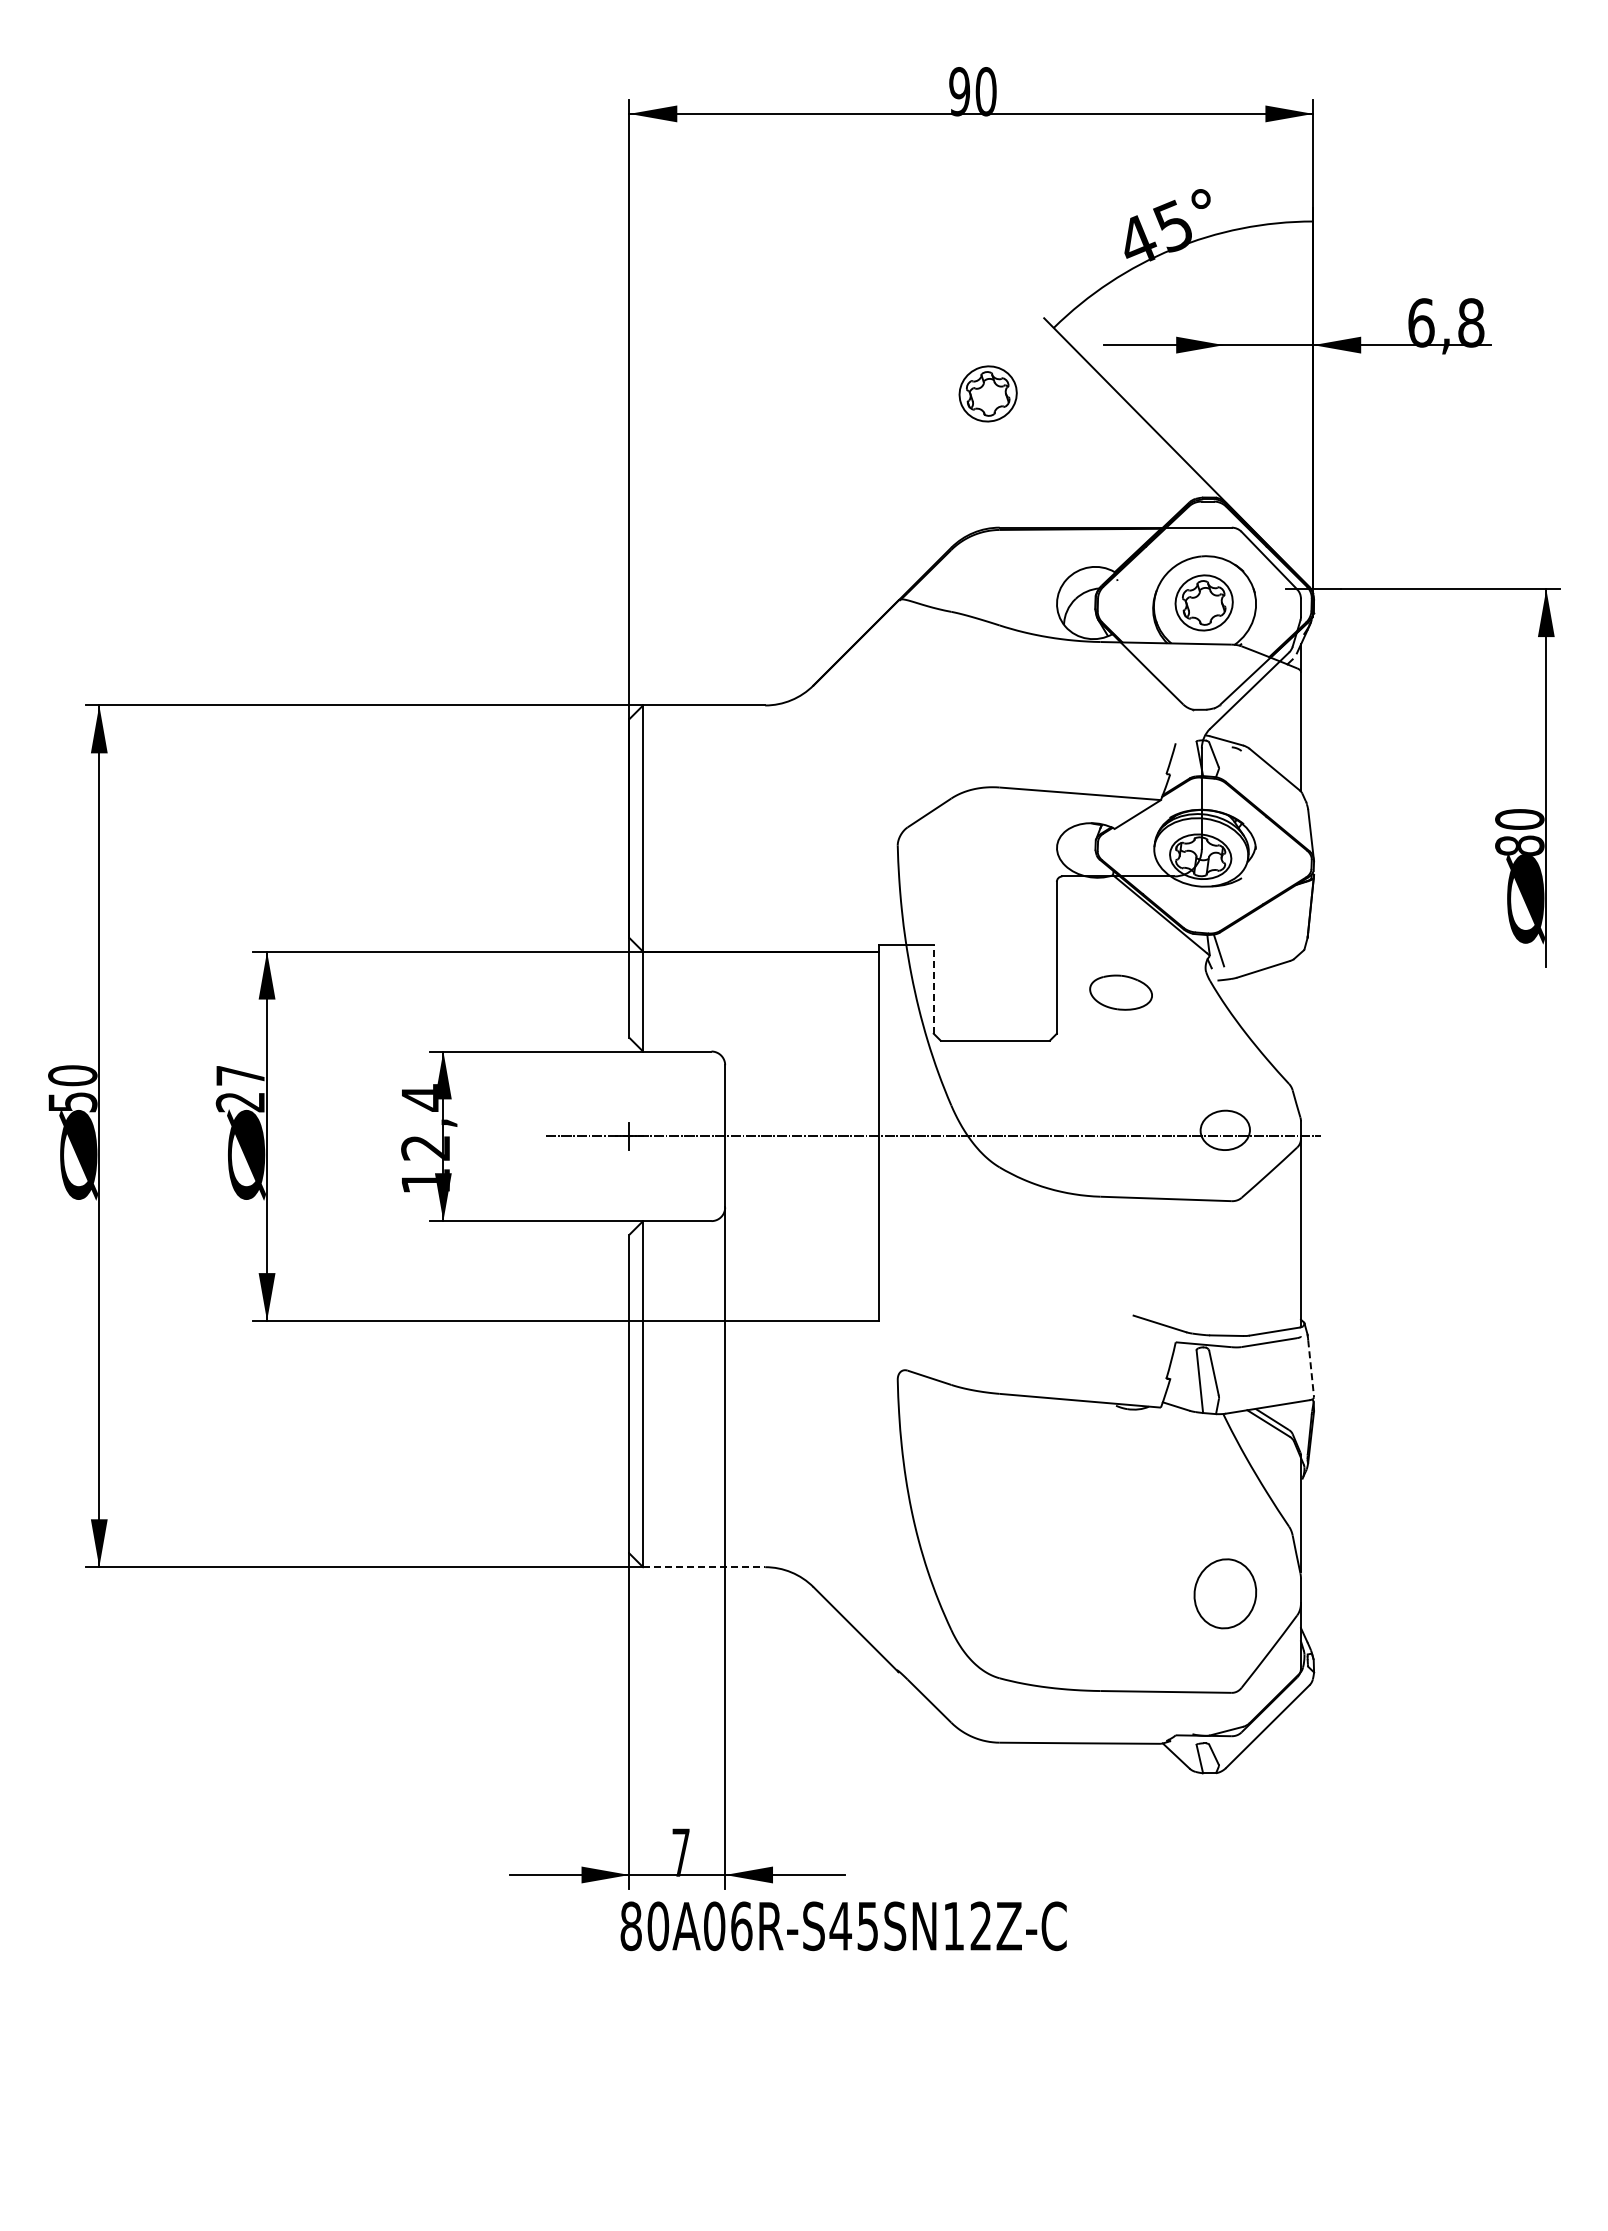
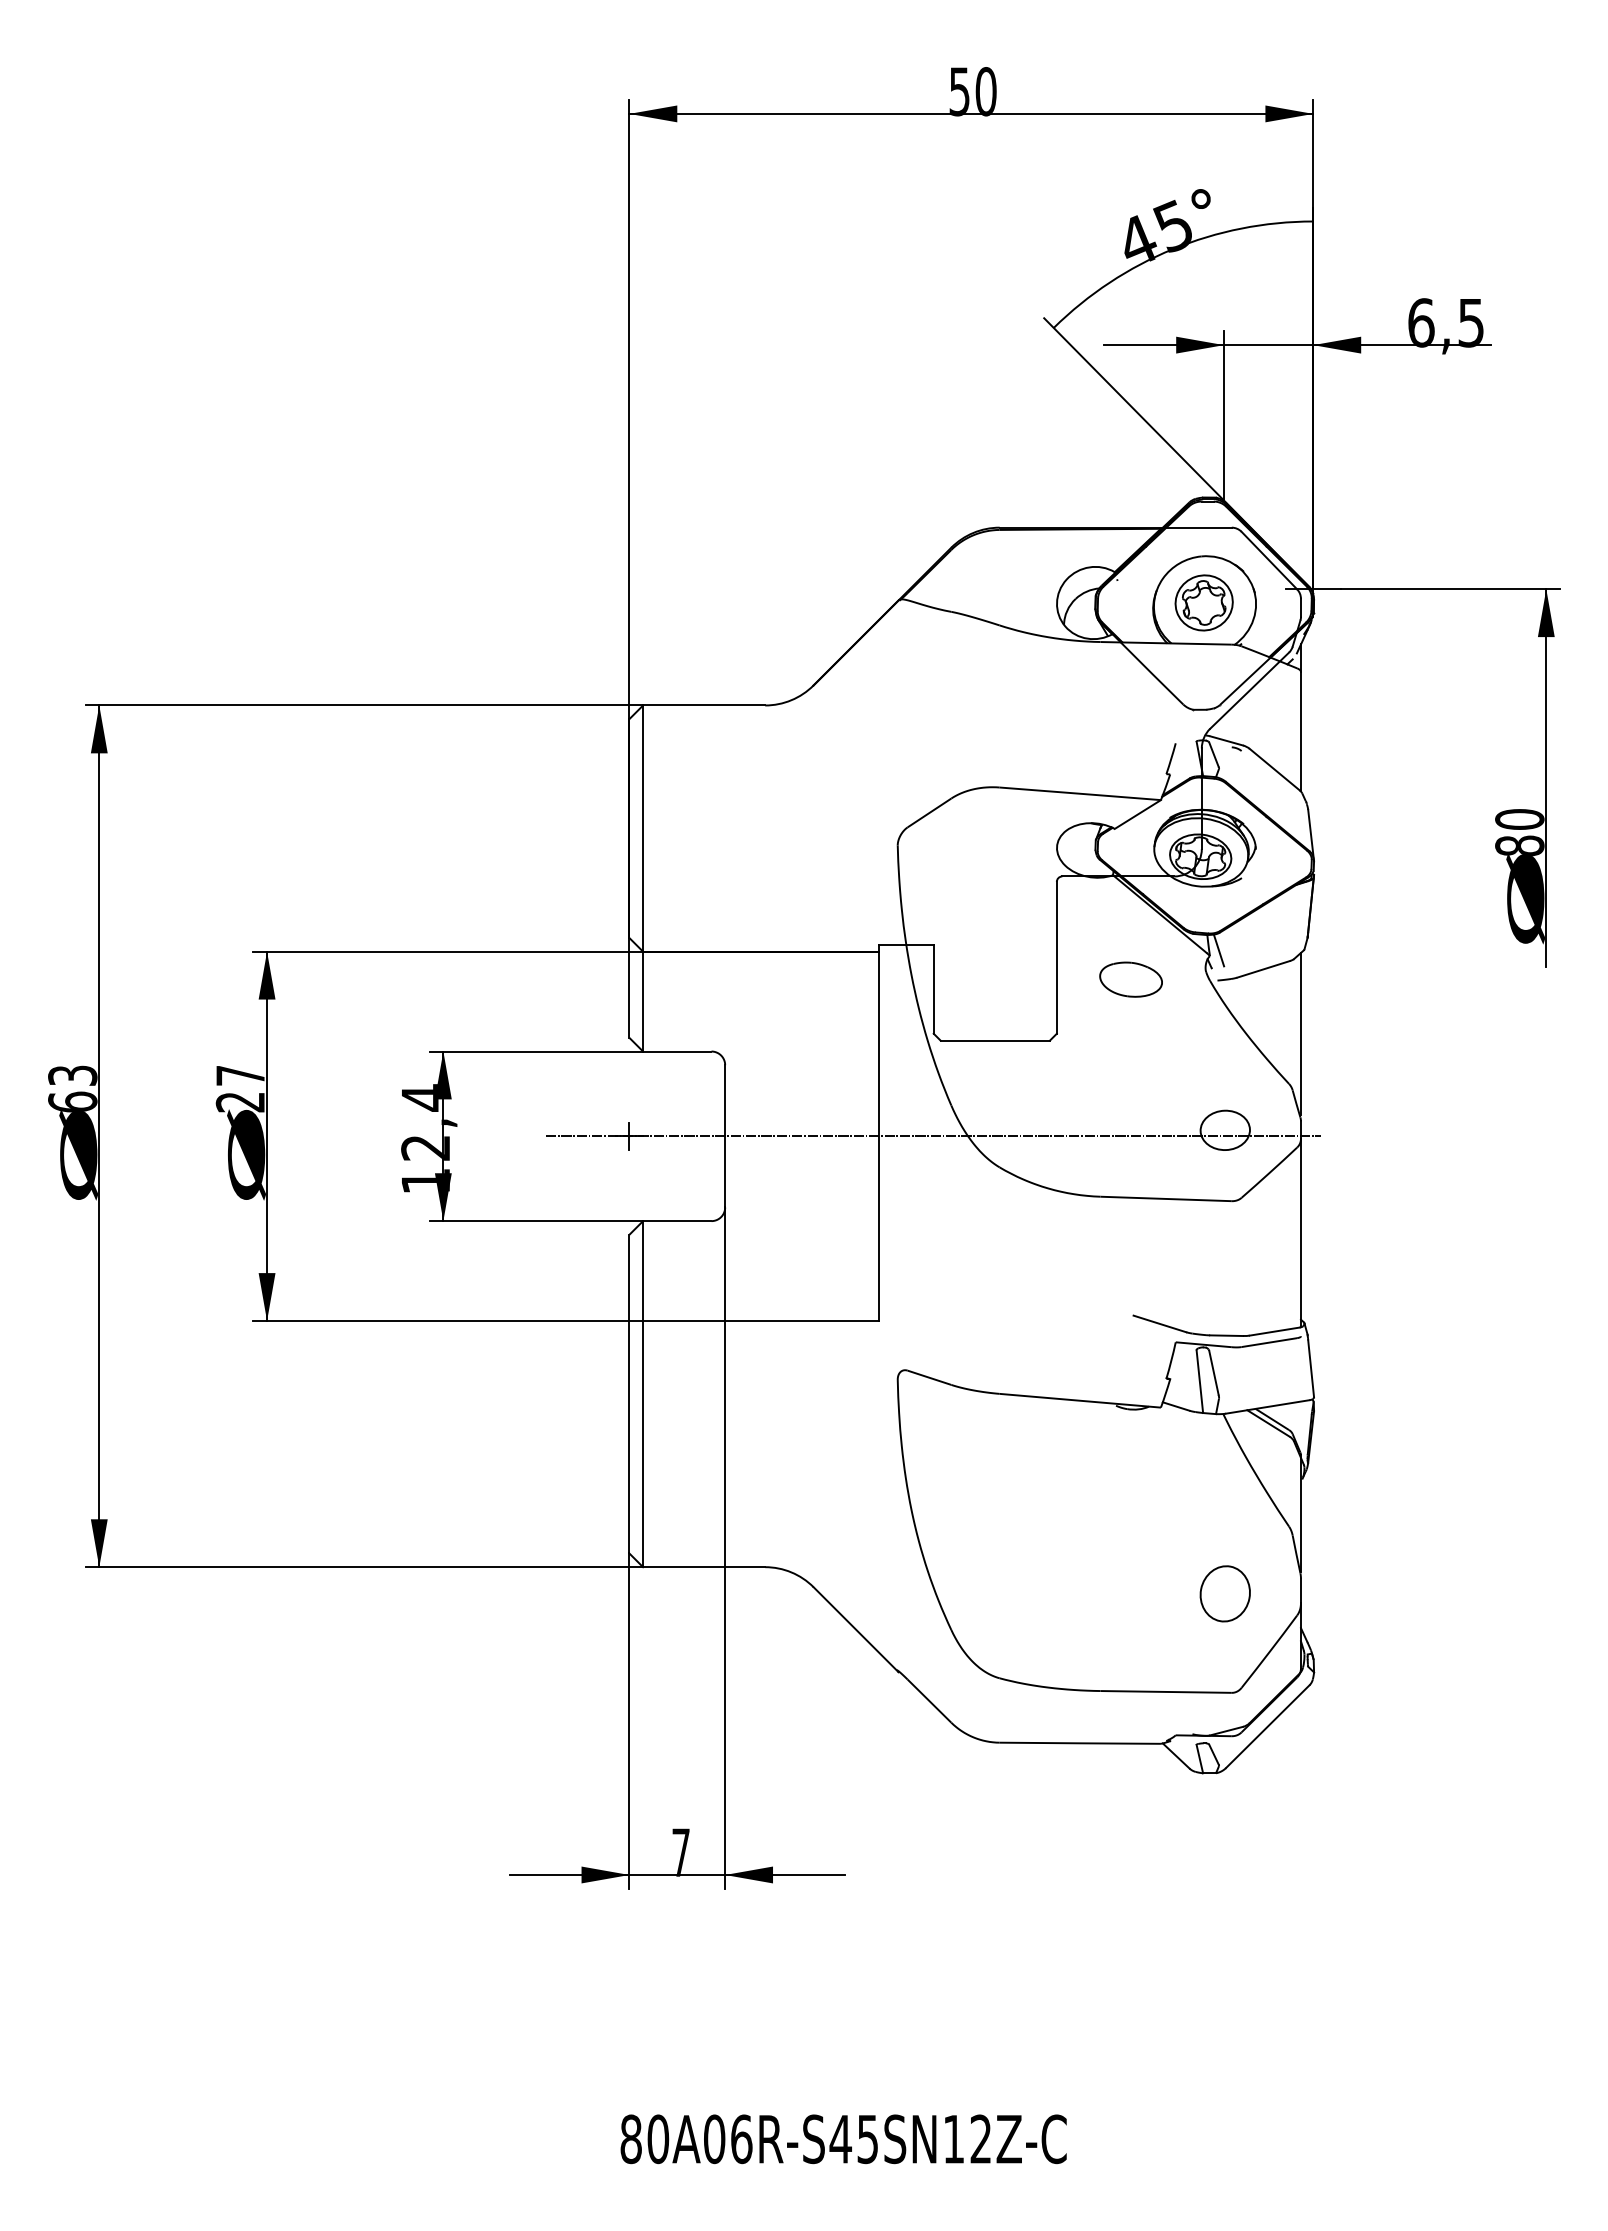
text: 90 -> 50 (959, 91)
text: 6,8 -> 6,5 (1471, 322)
part: present -> none (987, 393)
line: none -> present (1224, 416)
line: dashed -> solid (933, 988)
part position: (1120, 992) -> (1130, 979) (1130, 979)
line: none -> present (1300, 1033)
text: 50 -> 63 (72, 1088)
line: dashed -> solid (1311, 1368)
line: dashed -> solid (704, 1567)
part size: 65x72 px -> 52x58 px (1224, 1593)
text position: (843, 1926) -> (843, 2139) (843, 2139)
